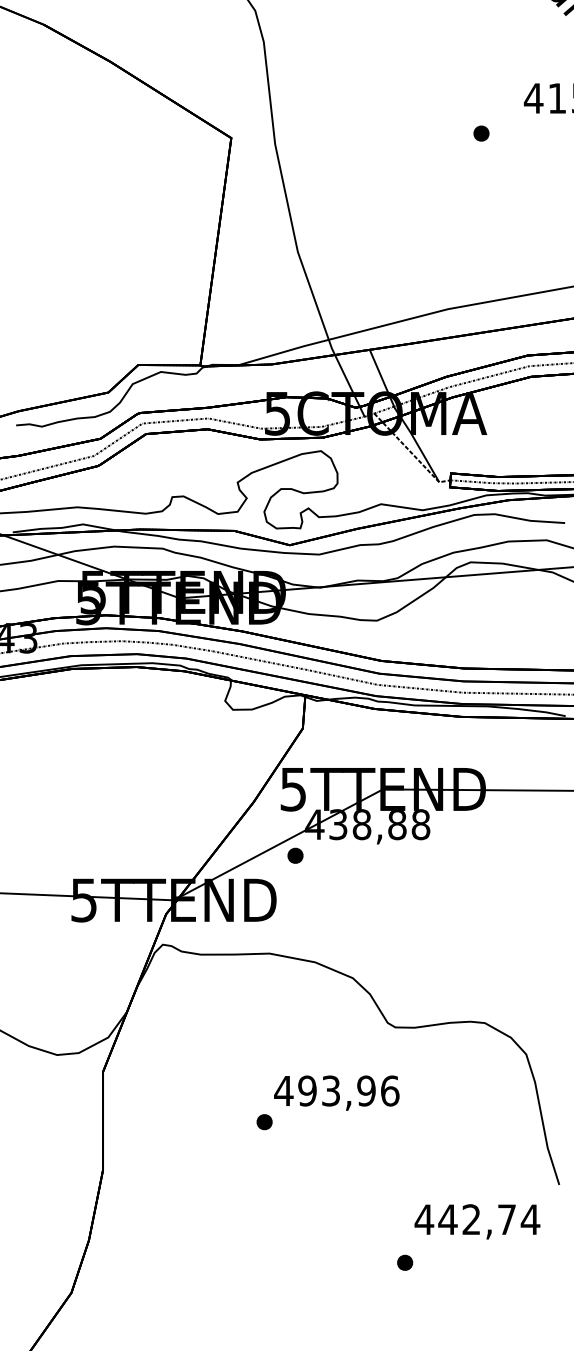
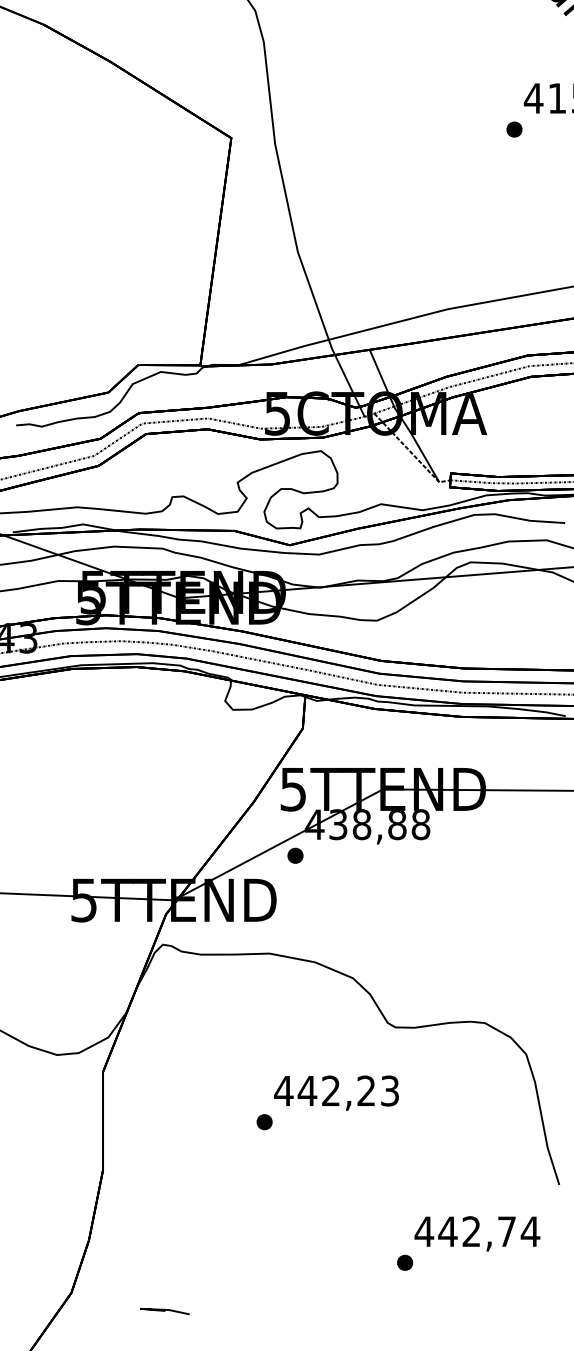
part position: (481, 133) -> (514, 129) (514, 129)
text: 493,96 -> 442,23 (348, 1090)
text position: (477, 1221) -> (477, 1233) (477, 1233)
line: none -> present (164, 1311)
